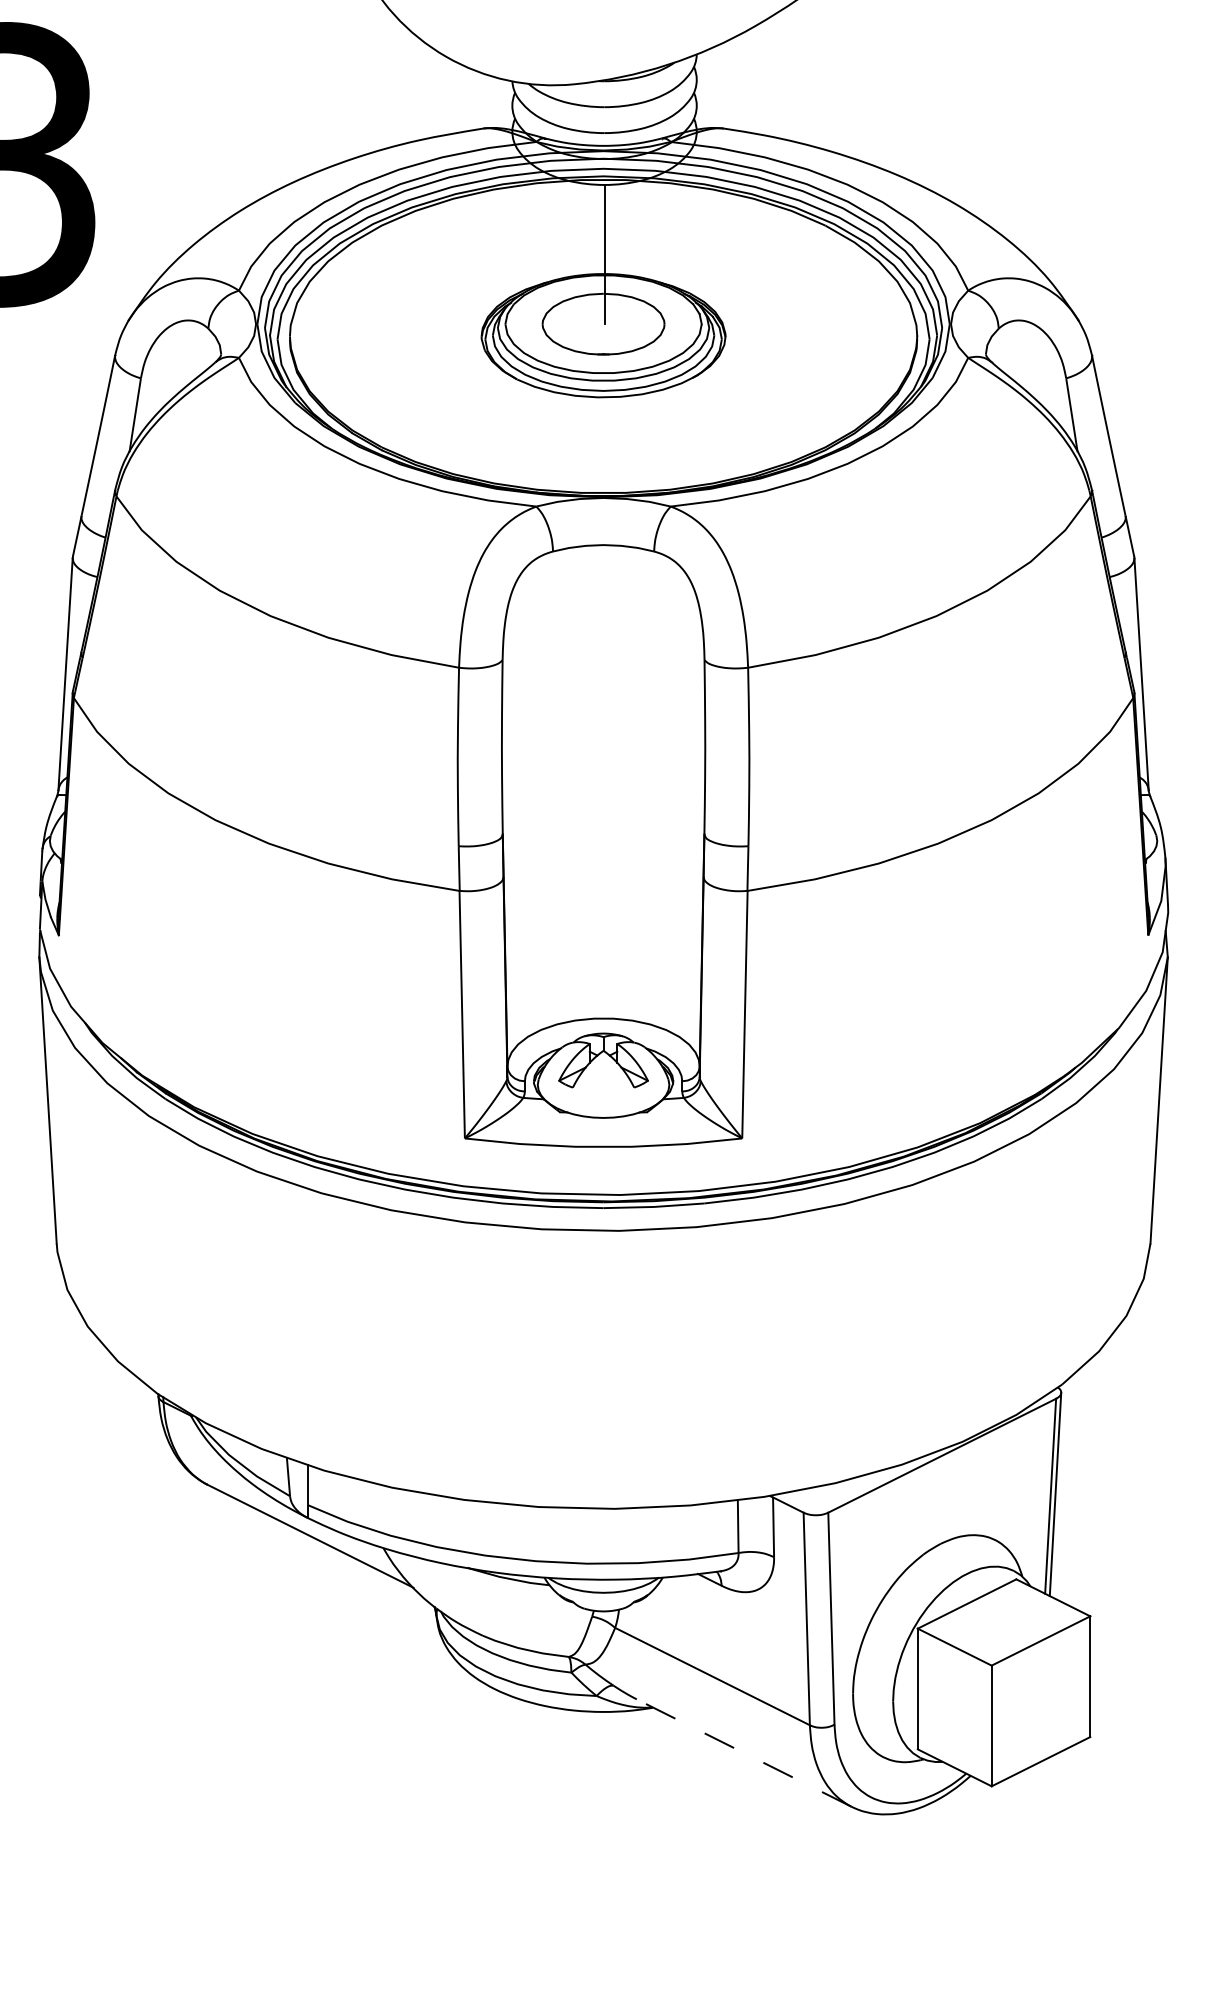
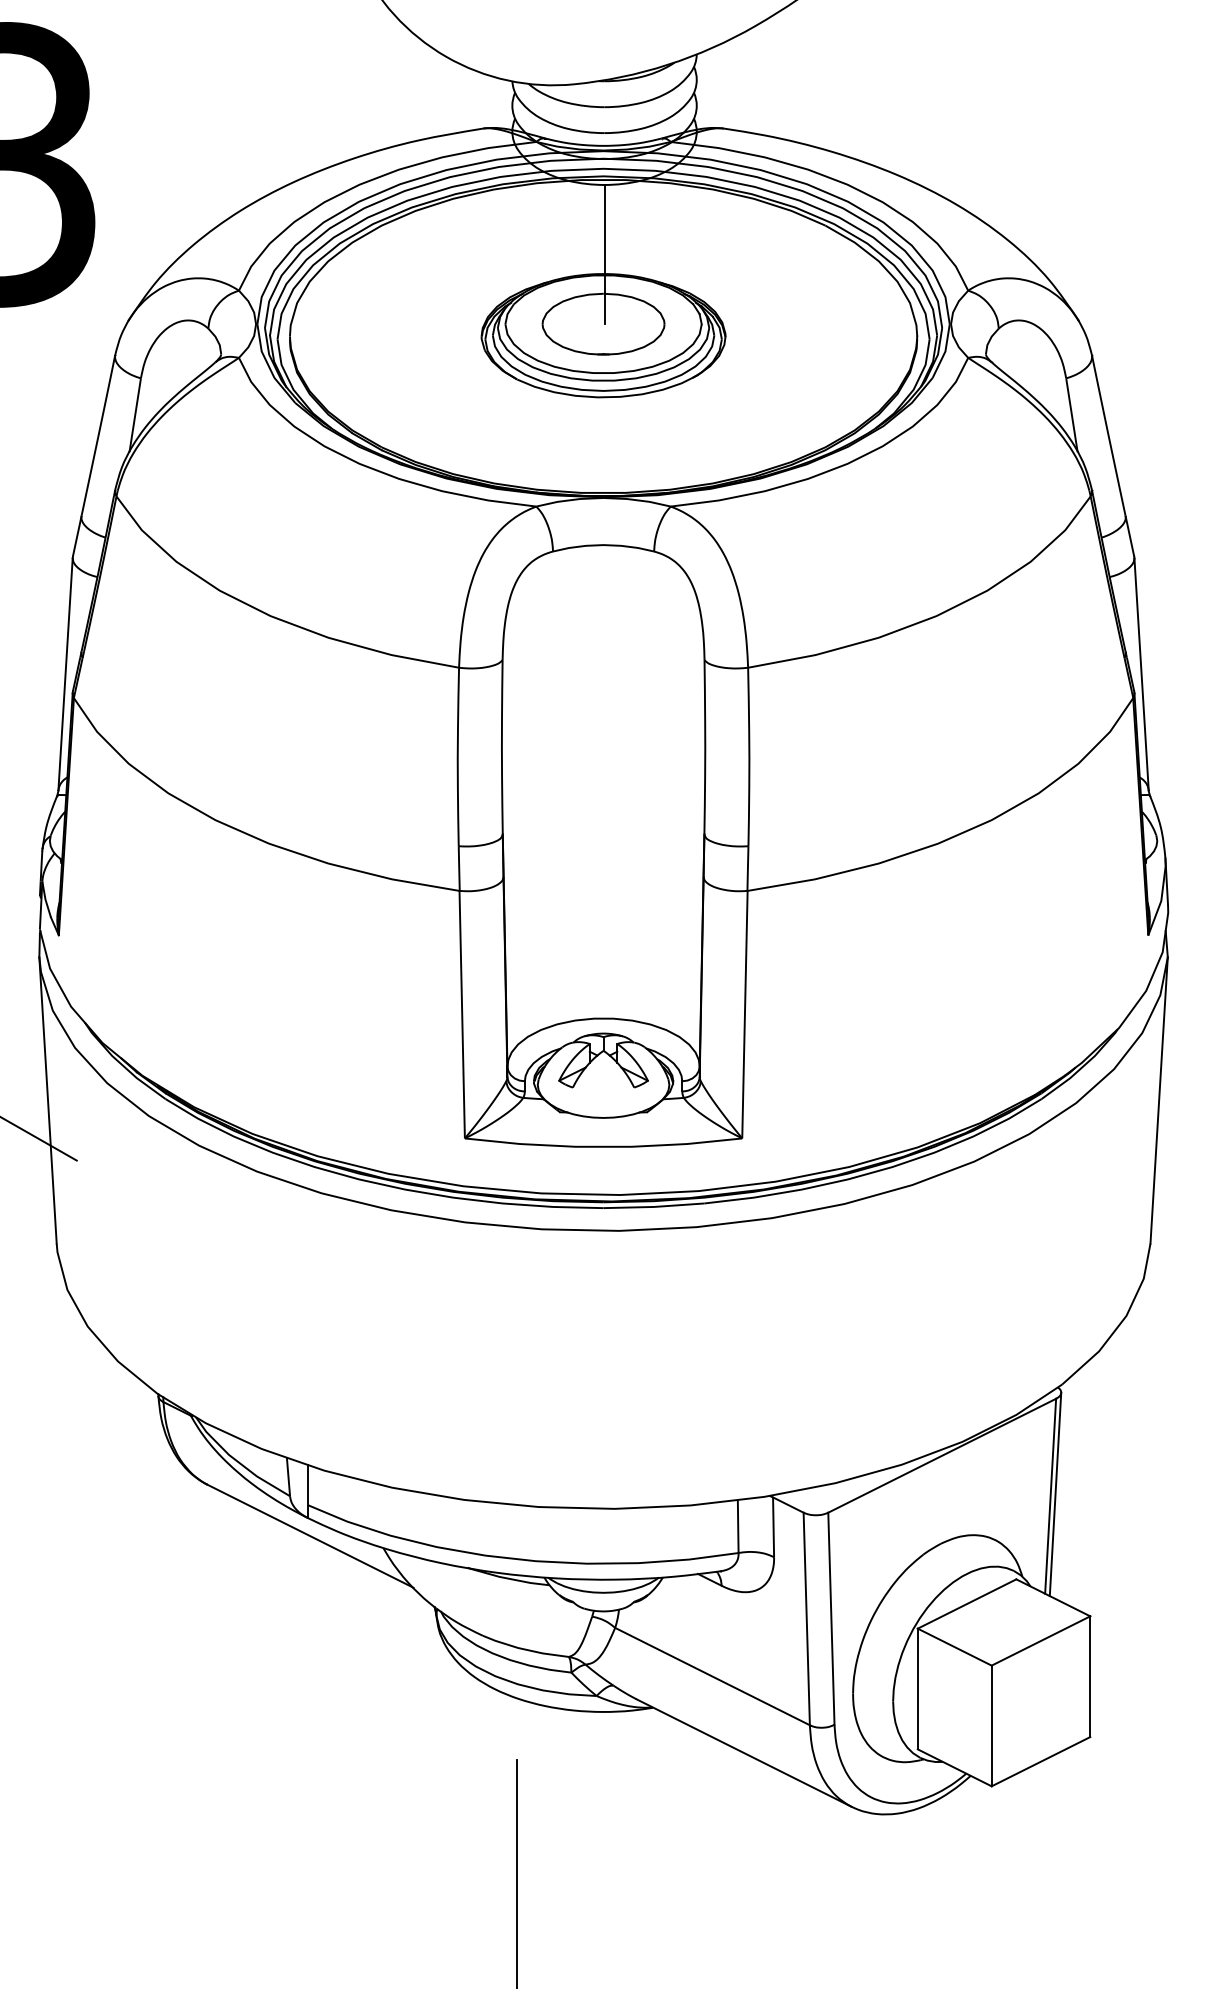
line: none -> present (39, 1138)
line: dashed -> solid (743, 1752)
line: none -> present (516, 1872)
